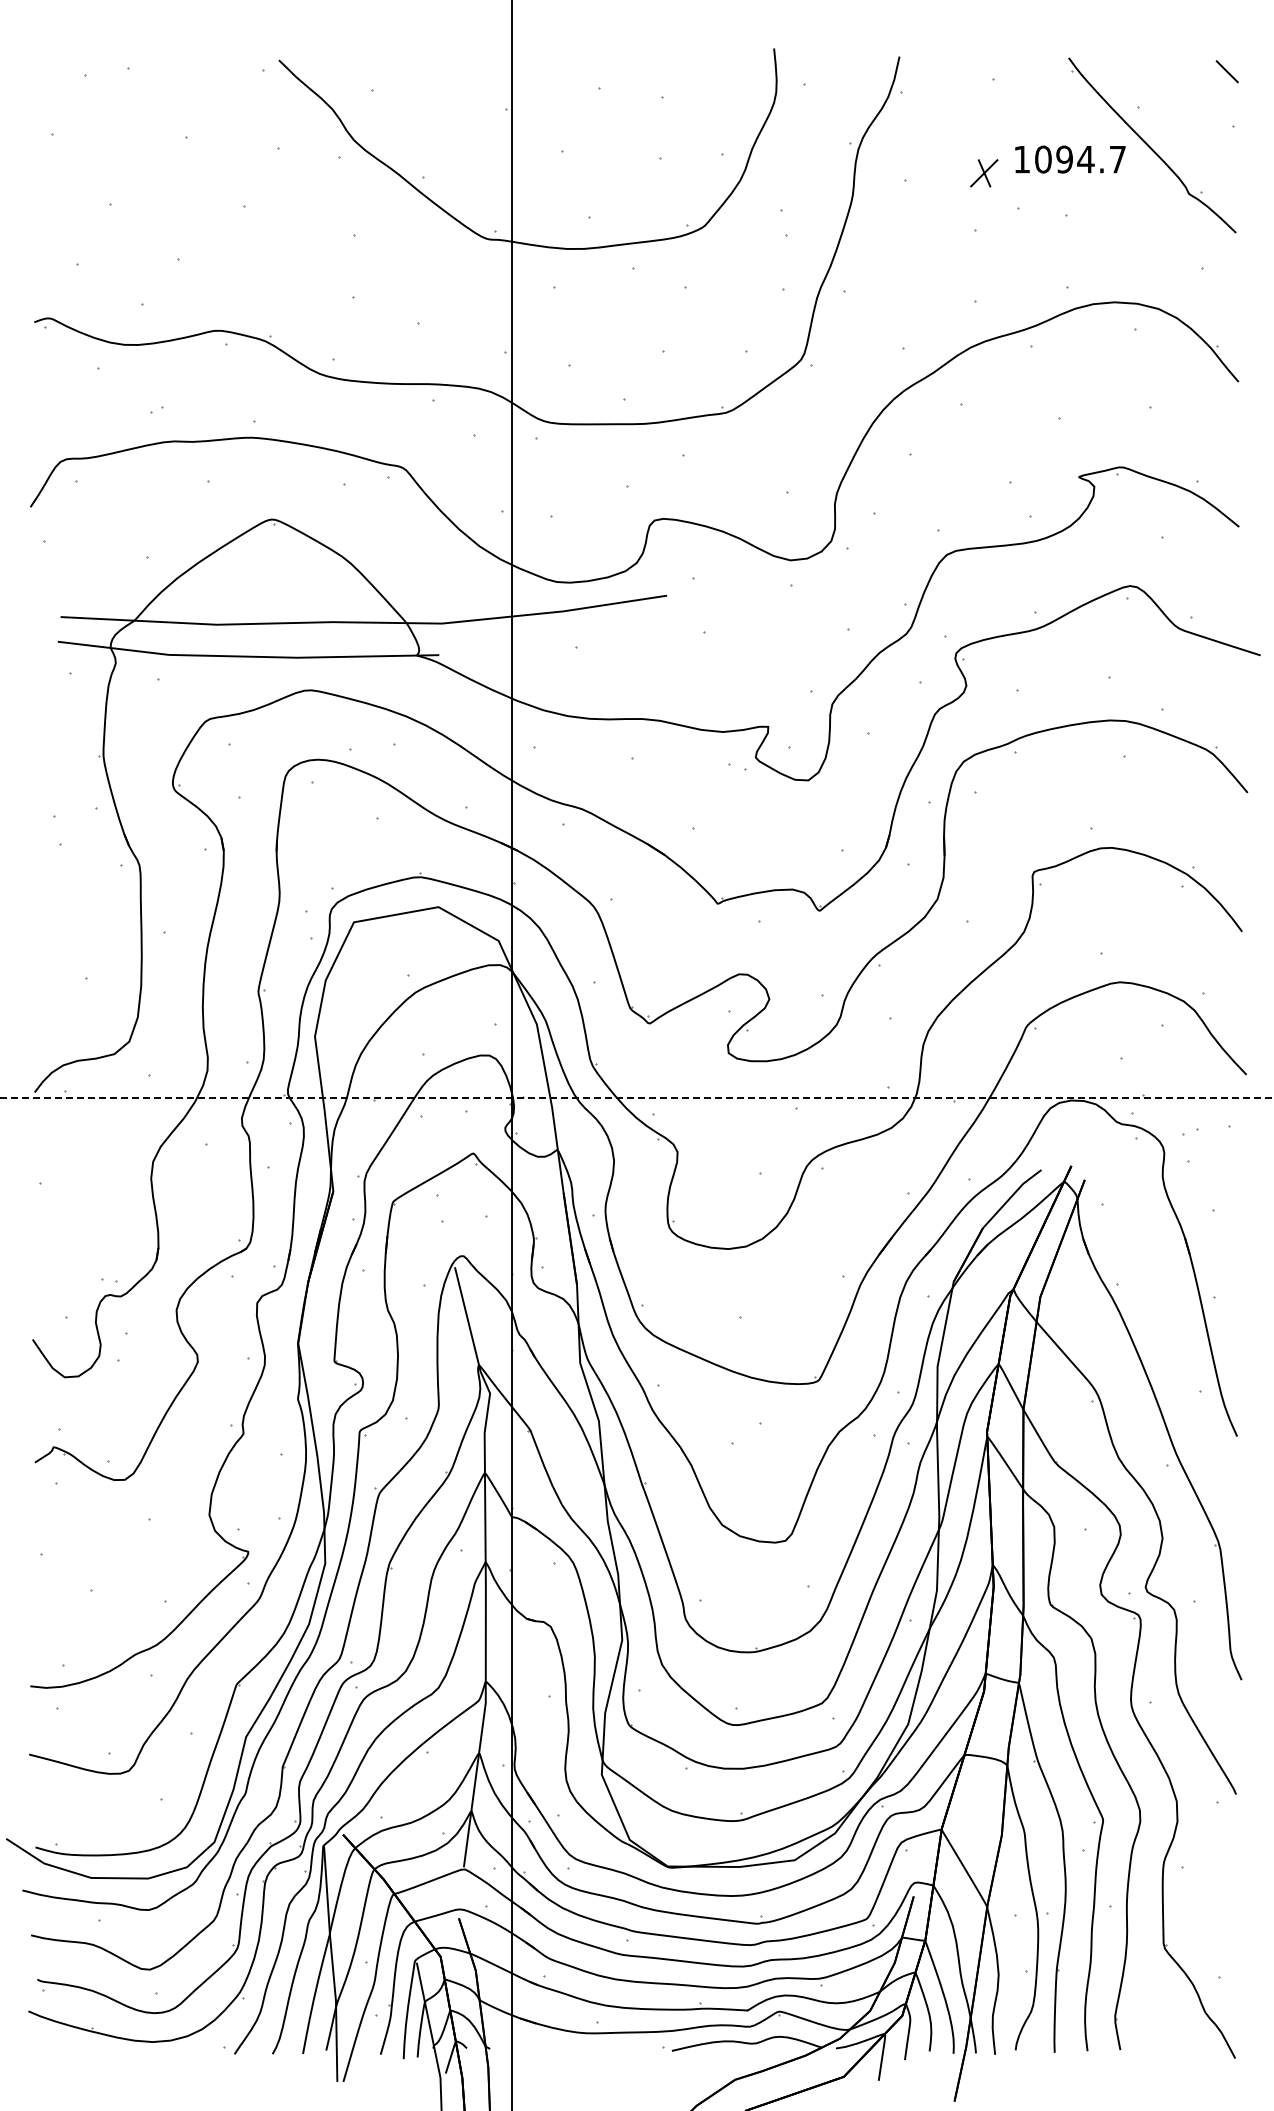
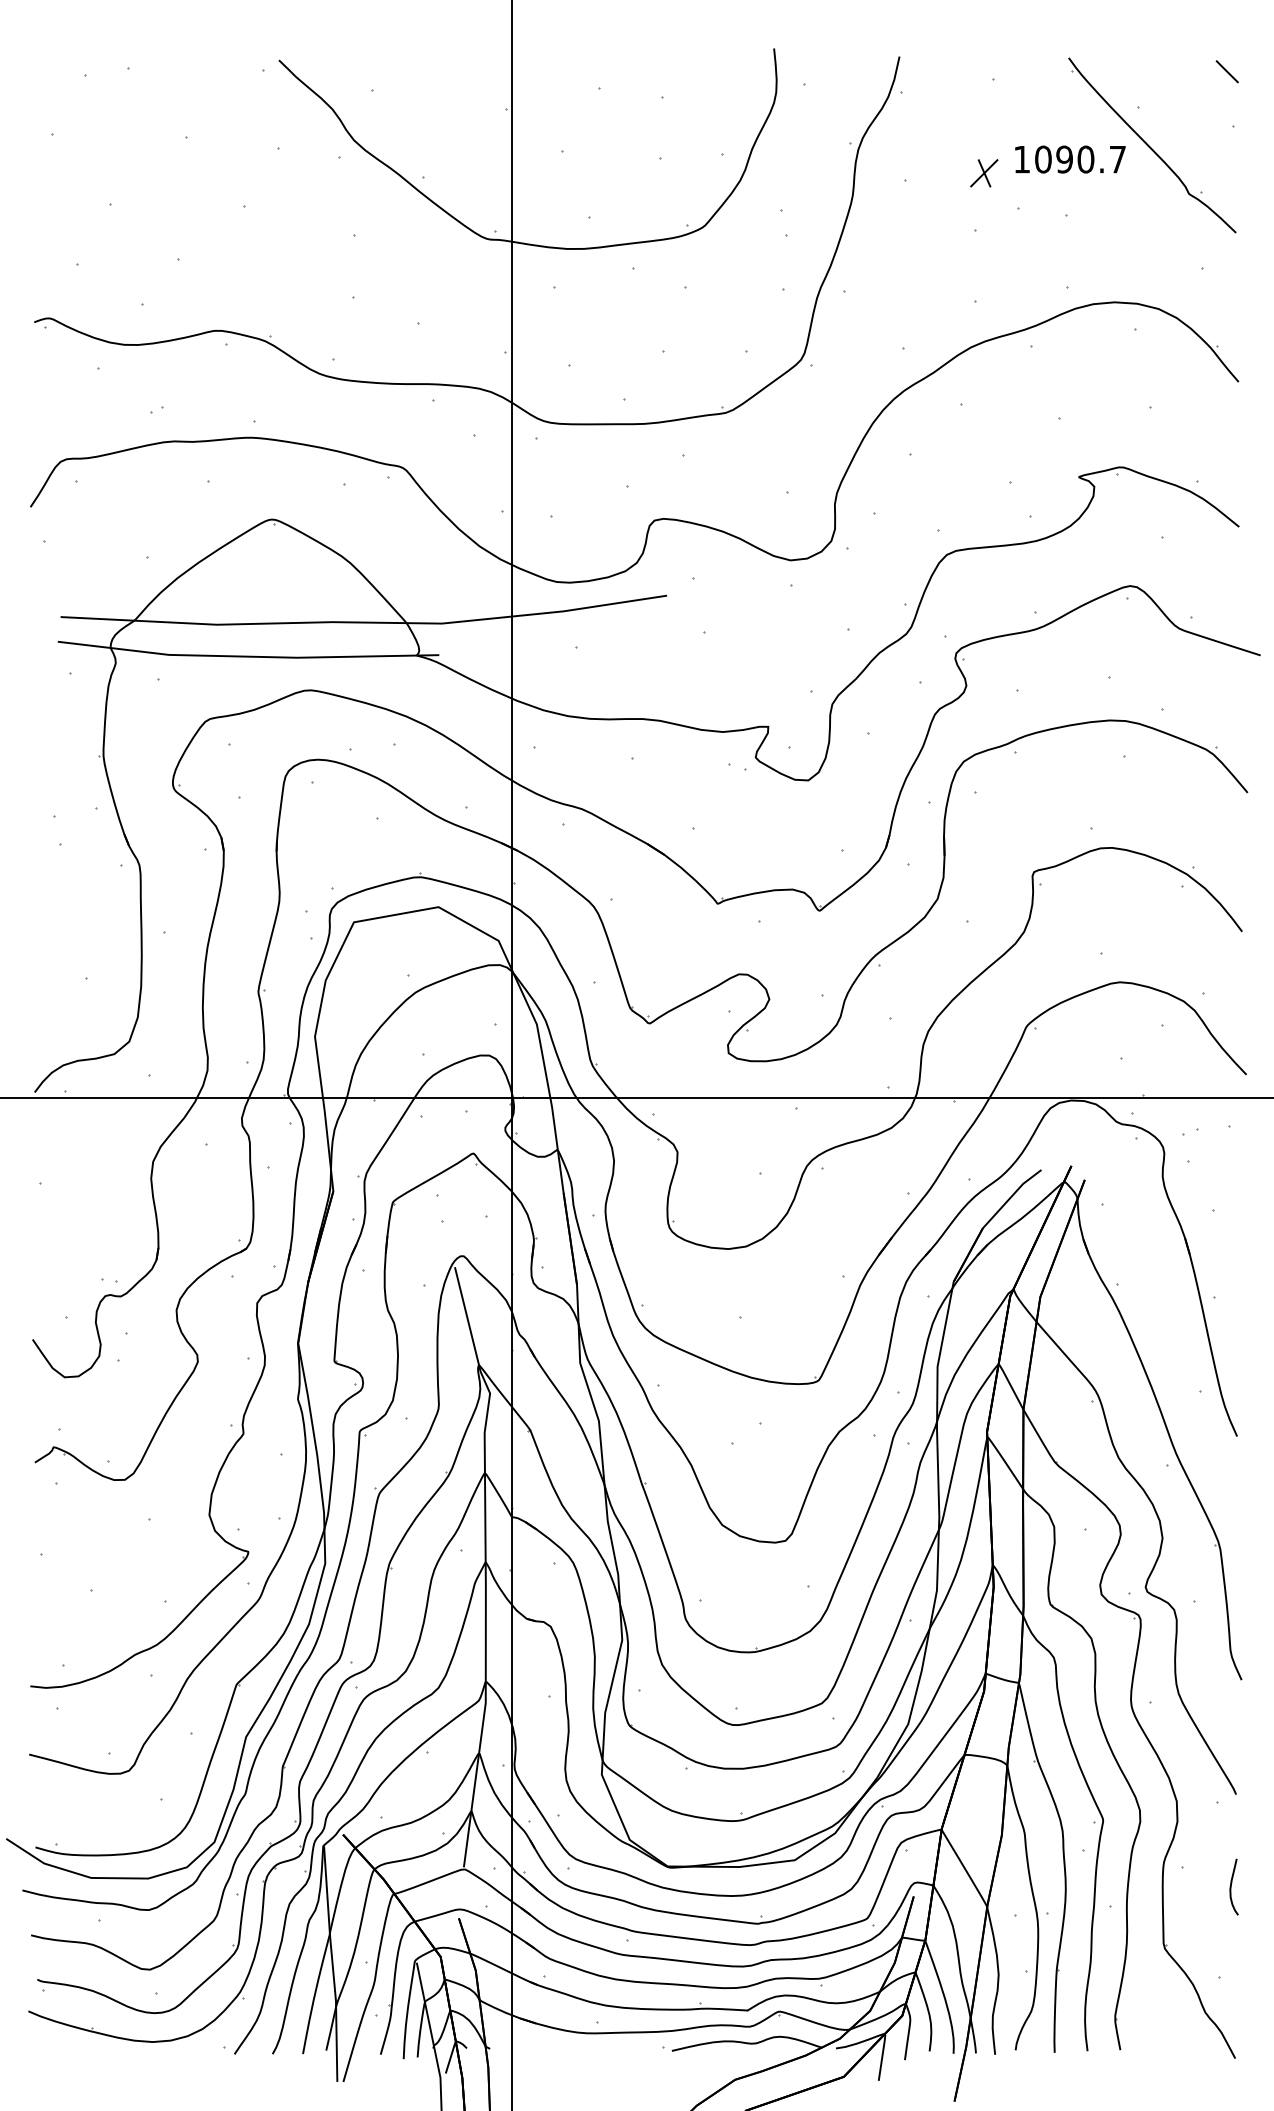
text: 1094.7 -> 1090.7 (1085, 159)
line: dashed -> solid (636, 1097)
curve: none -> present (1231, 1886)
